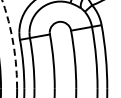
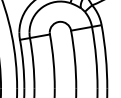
arc: dashed -> solid (13, 42)
